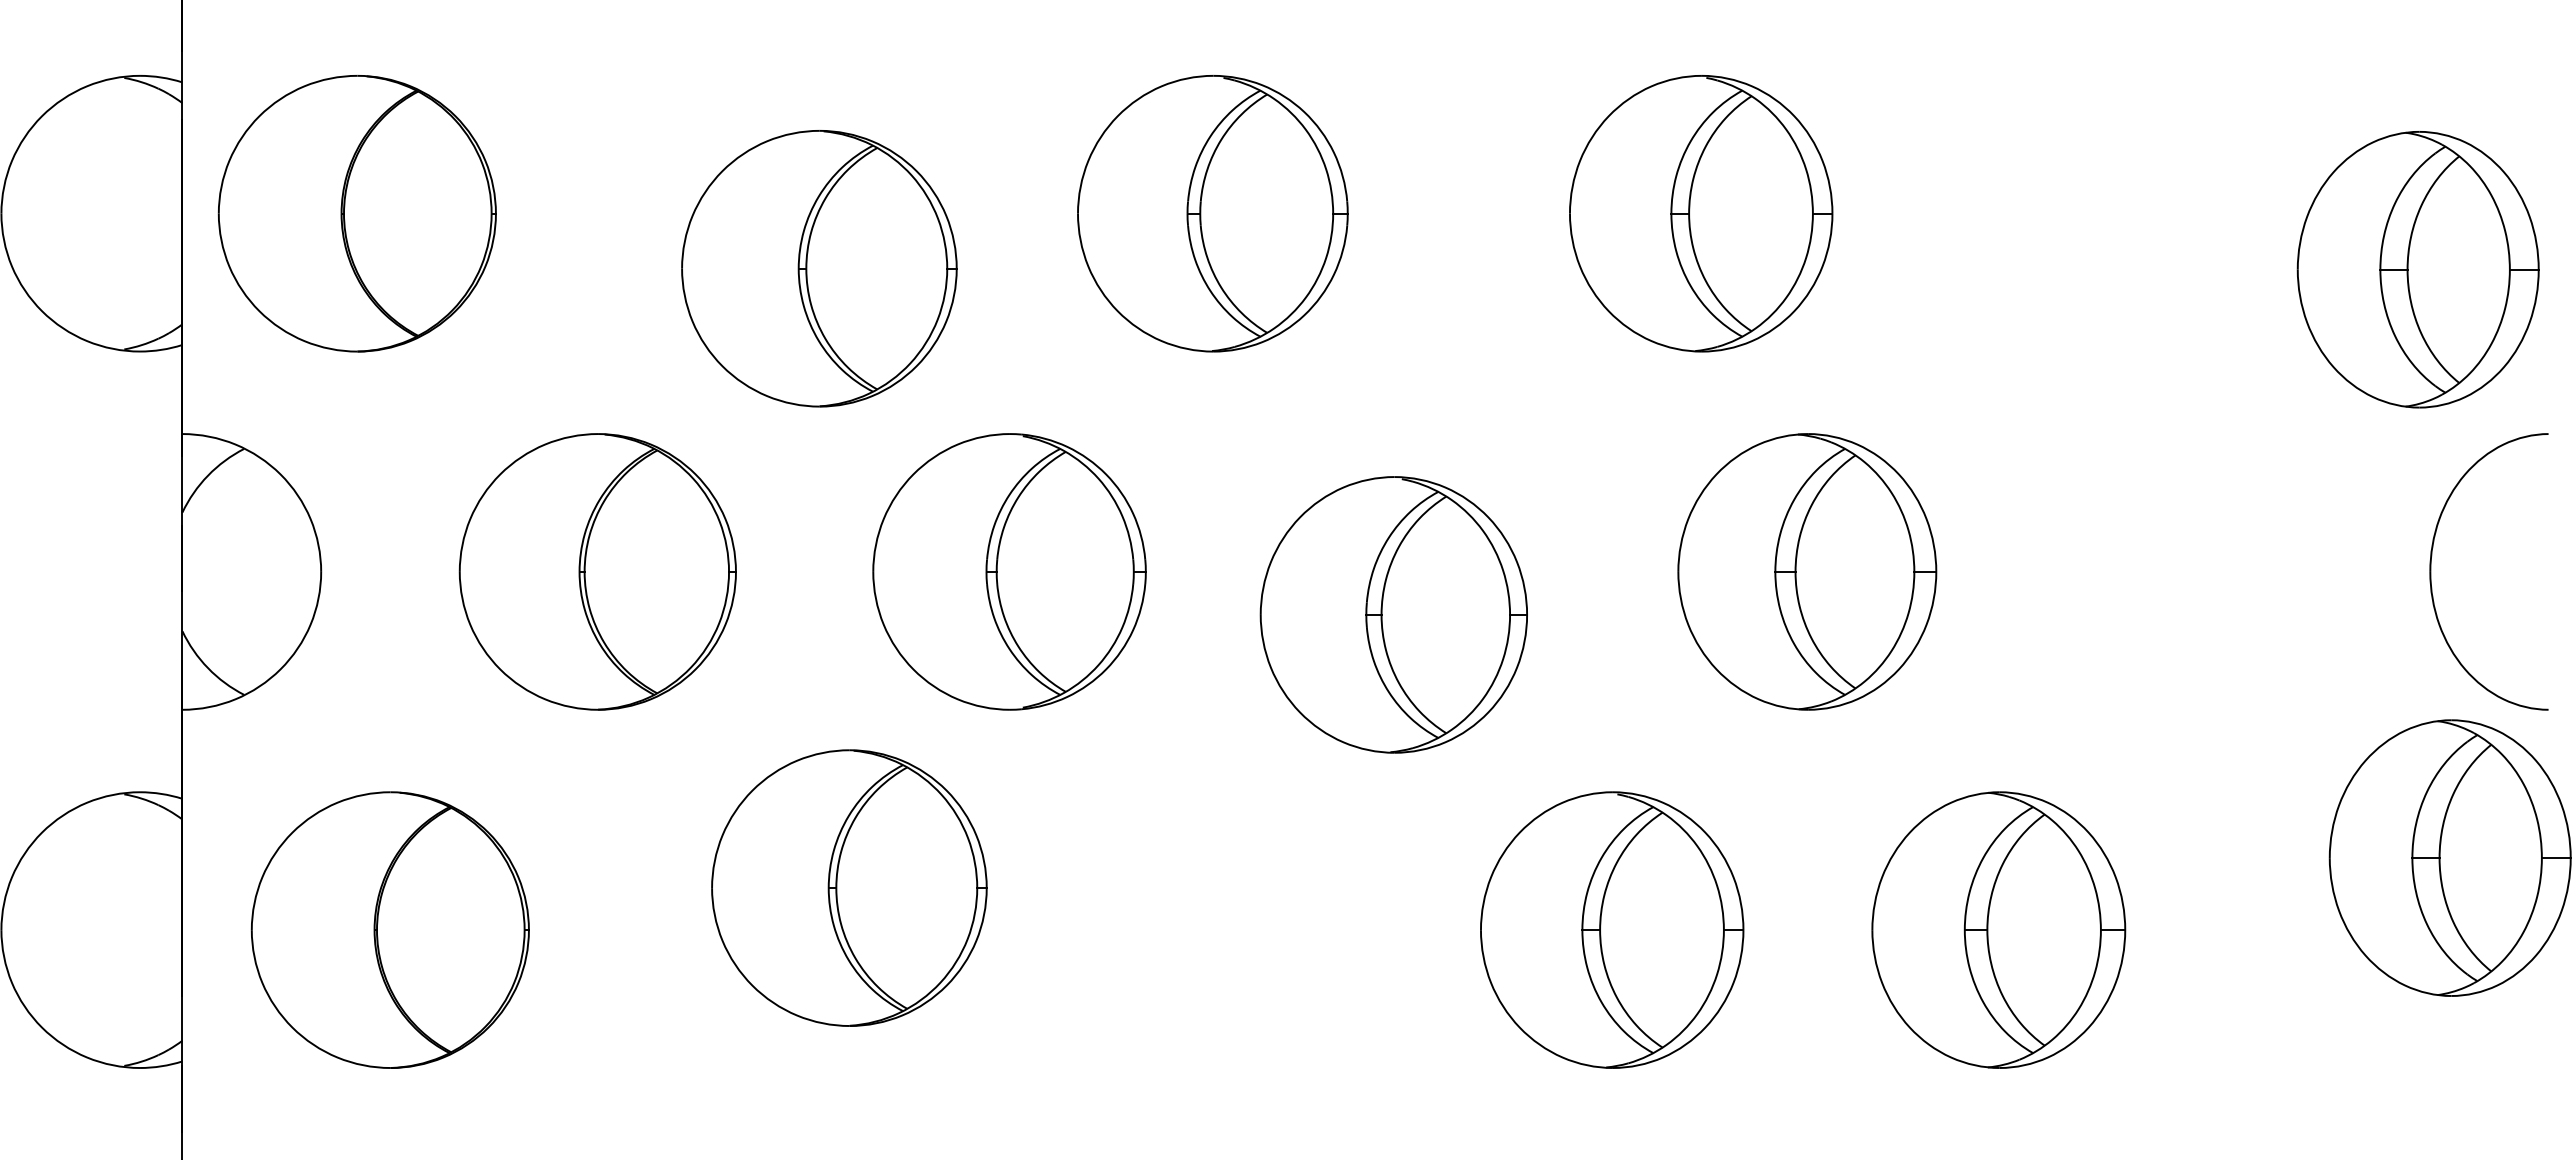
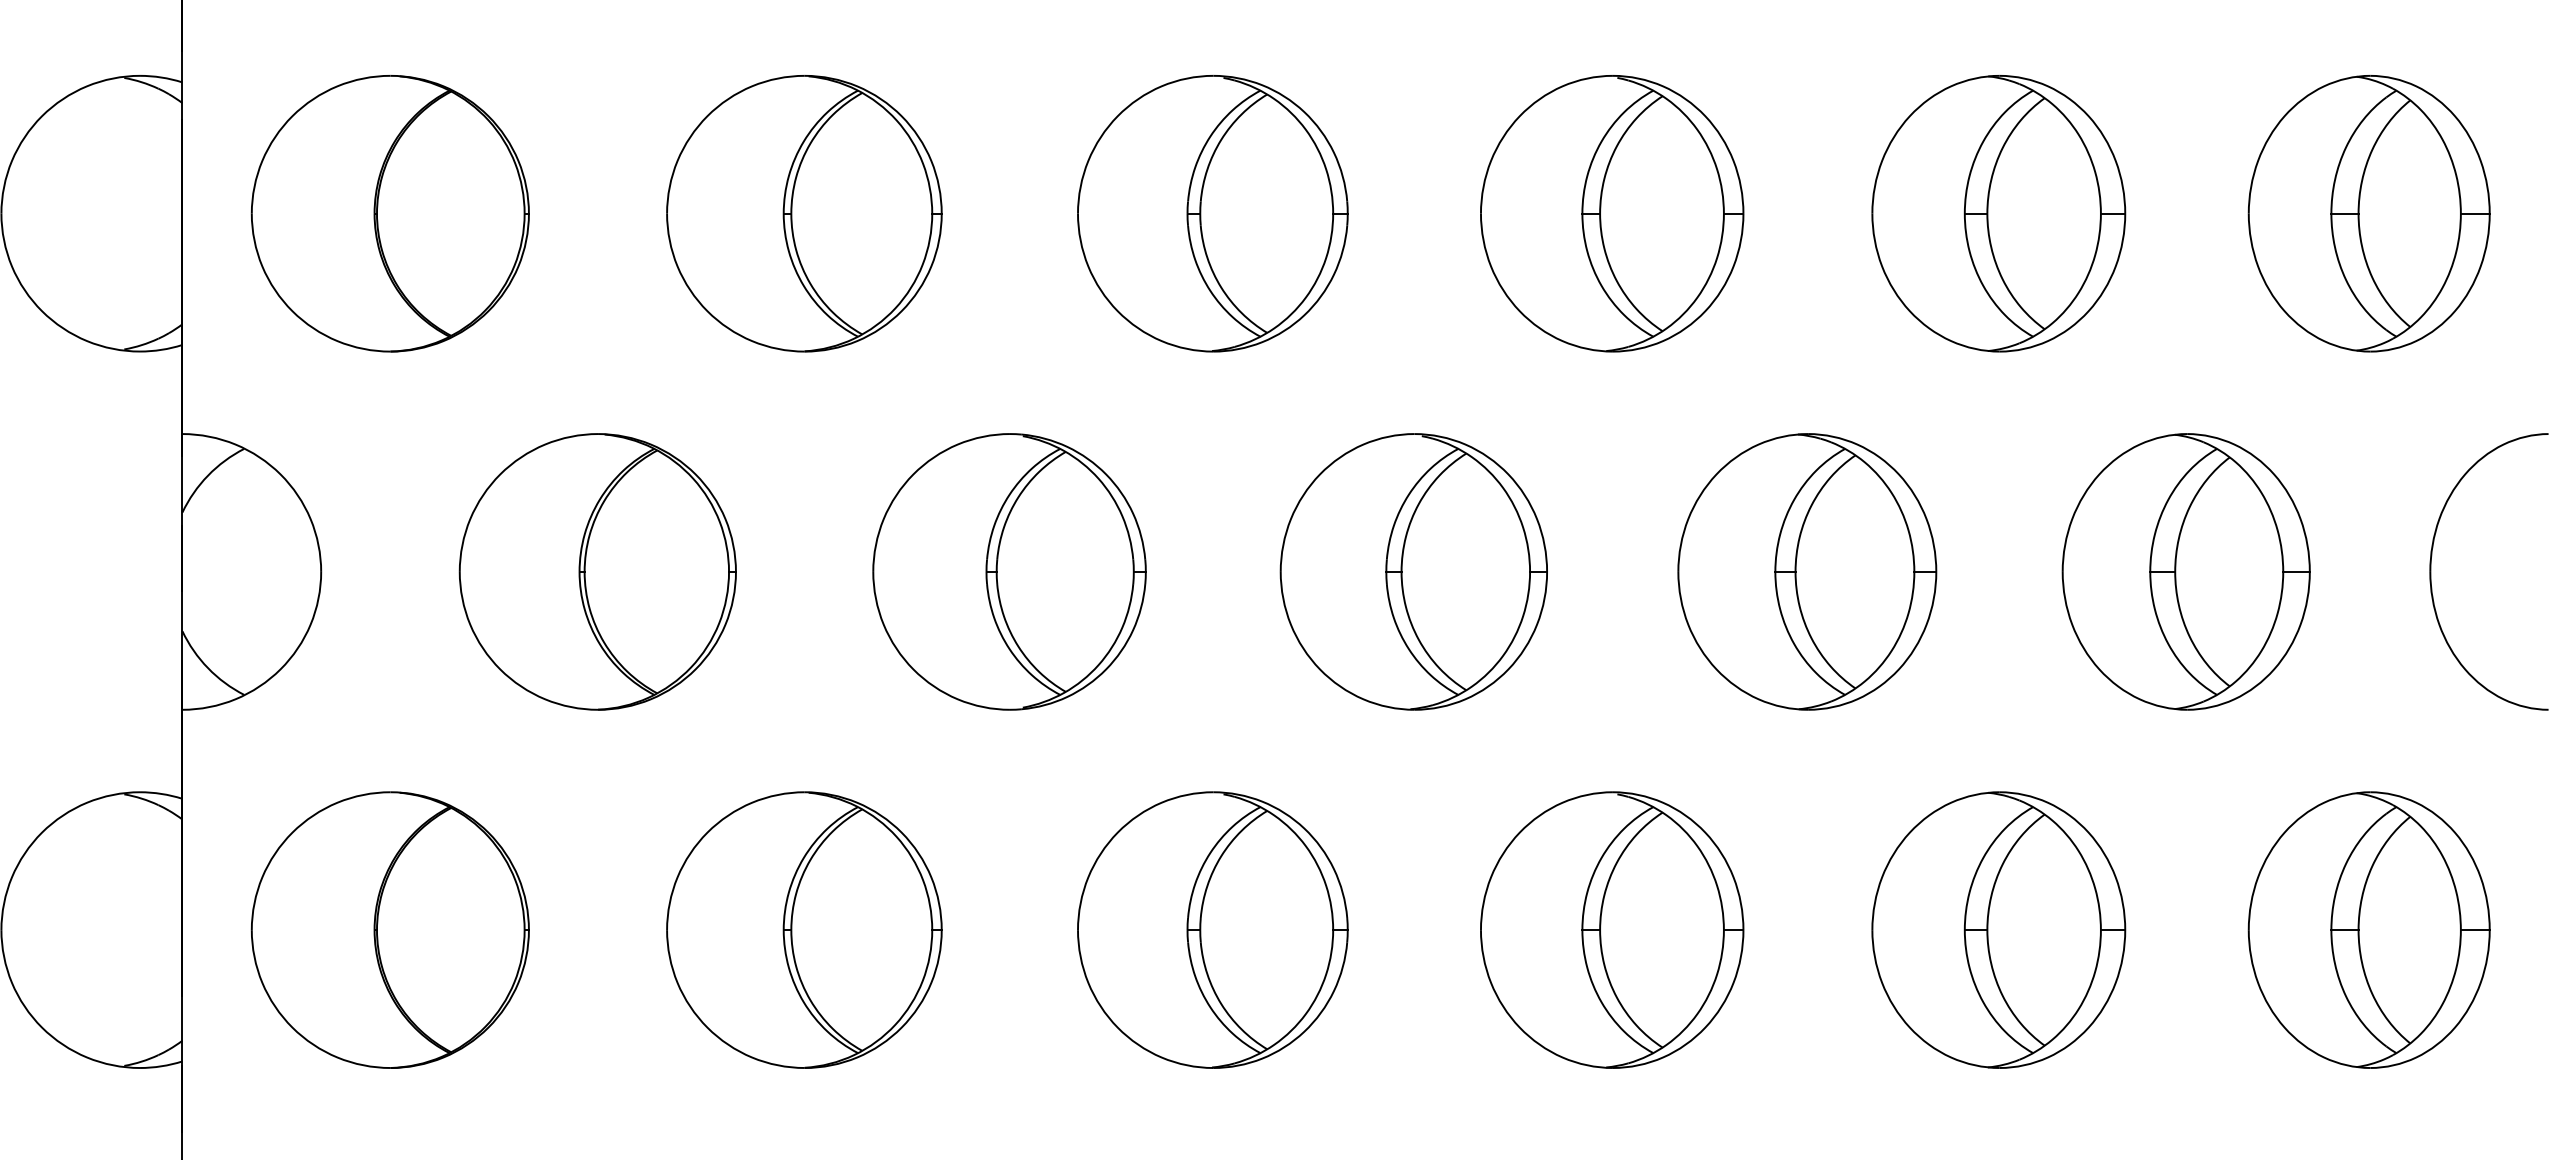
part position: (356, 213) -> (389, 213) (389, 213)
part position: (1701, 213) -> (1612, 213) (1612, 213)
part: none -> present (1998, 213)
part position: (819, 268) -> (804, 213) (804, 213)
part position: (2417, 269) -> (2368, 213) (2368, 213)
part: none -> present (2185, 571)
part position: (1393, 614) -> (1413, 571) (1413, 571)
part position: (2449, 857) -> (2368, 929) (2368, 929)
part position: (849, 887) -> (804, 929) (804, 929)
part: none -> present (1212, 929)
